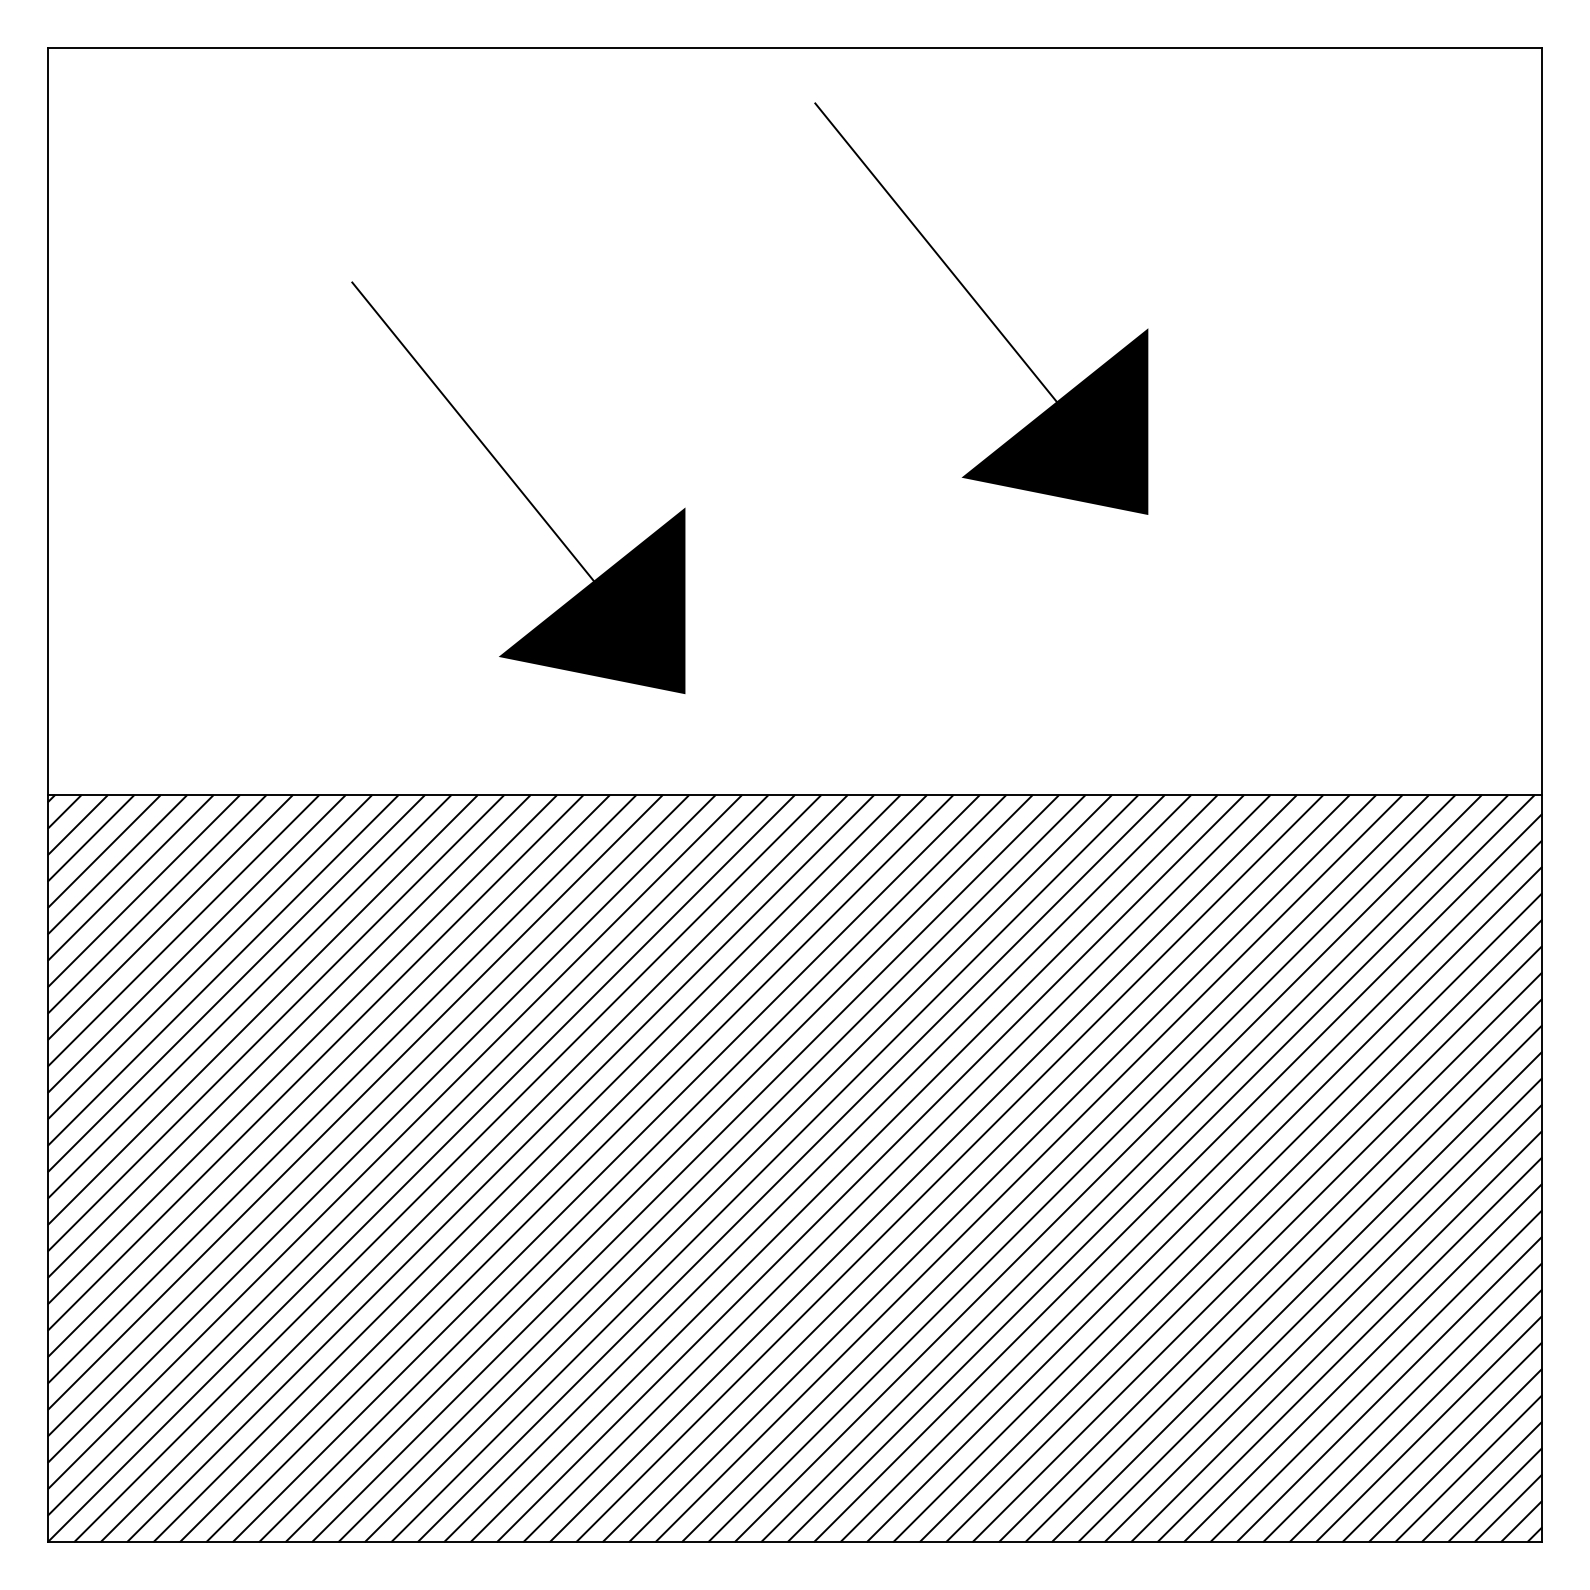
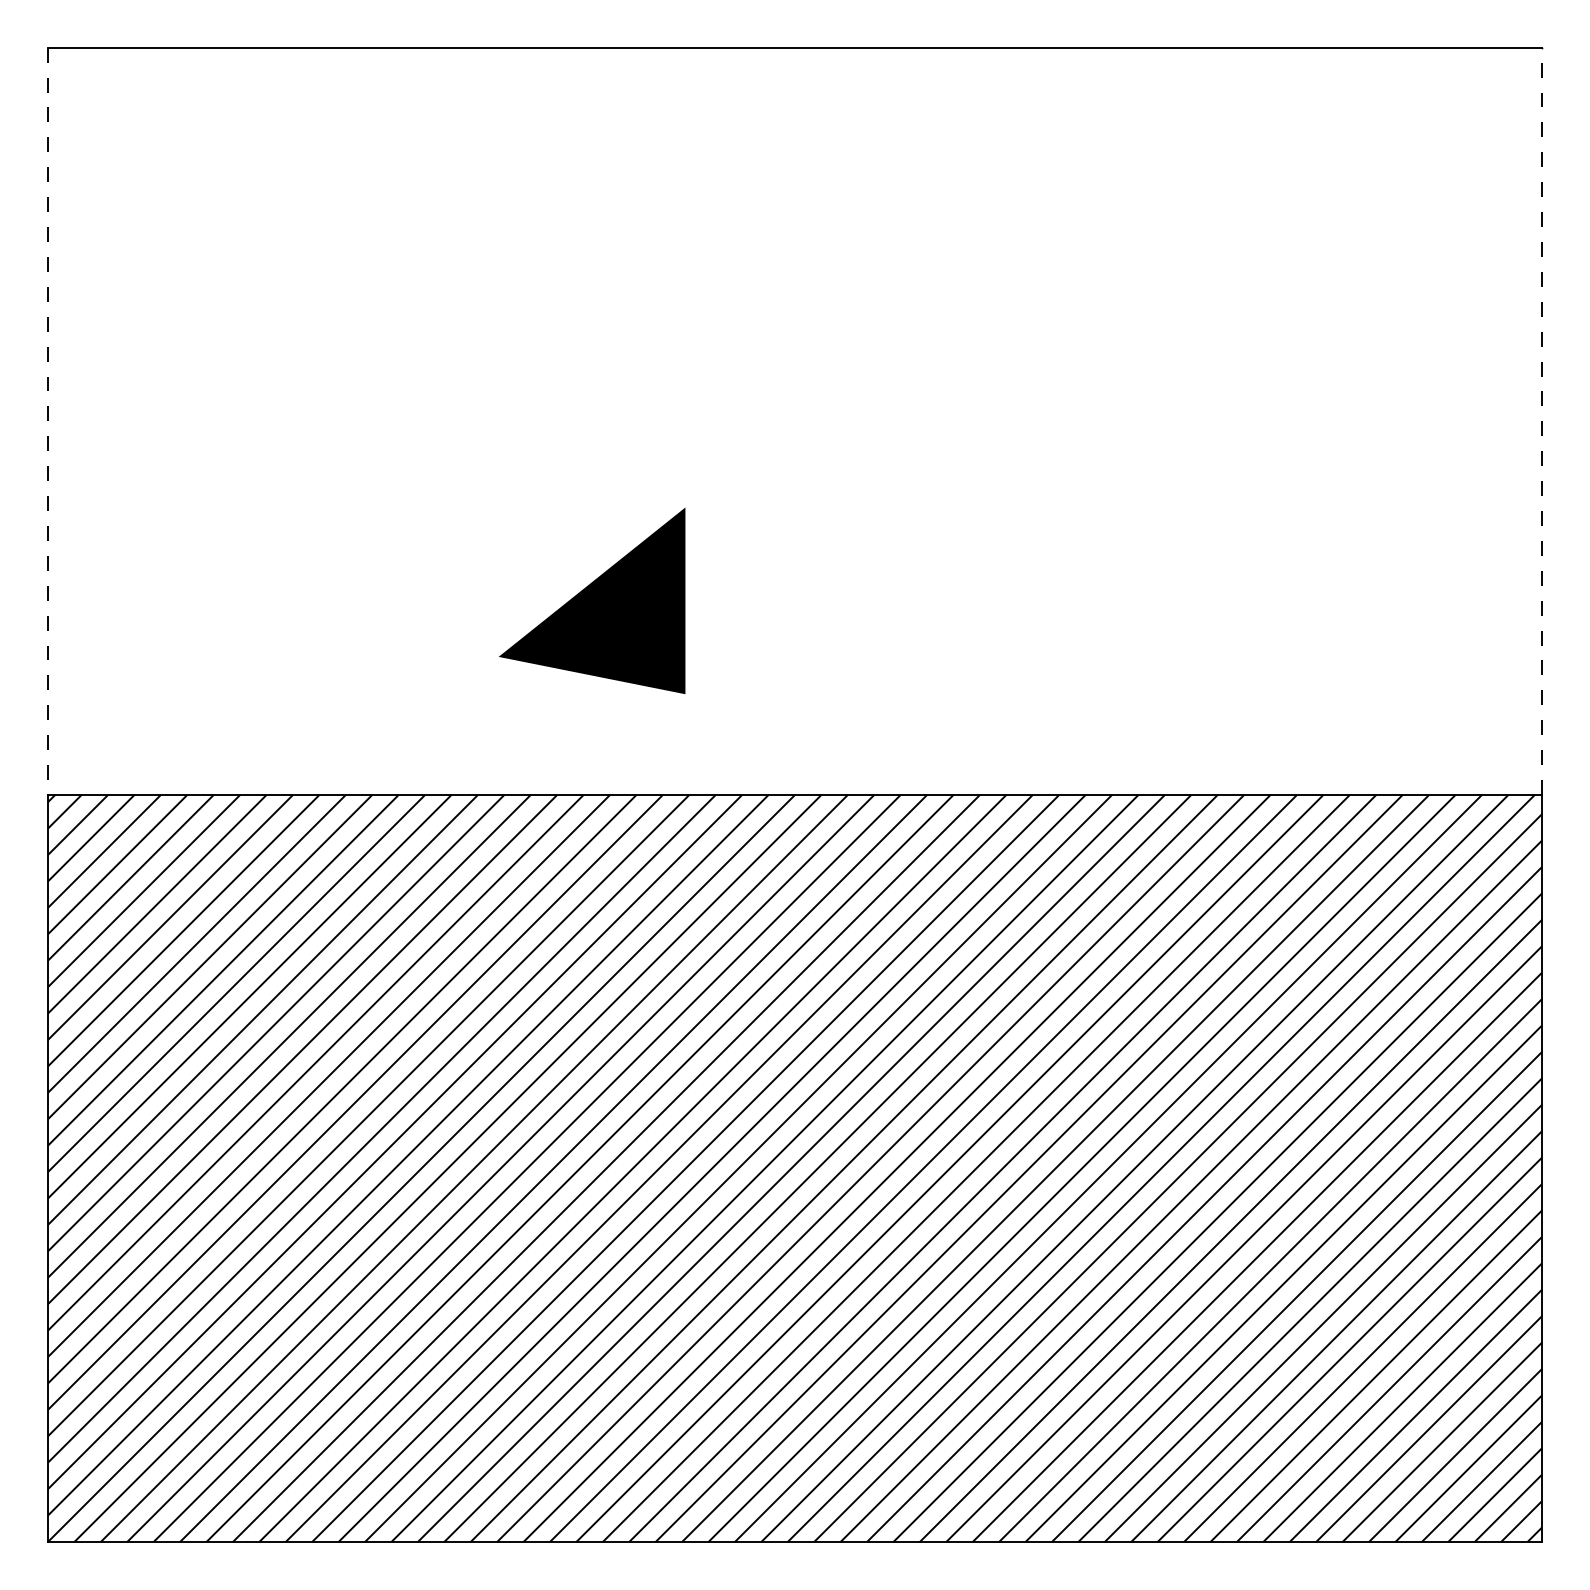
part: present -> none (981, 308)
line: solid -> dashed (47, 421)
line: solid -> dashed (1542, 421)
line: present -> none (472, 431)
